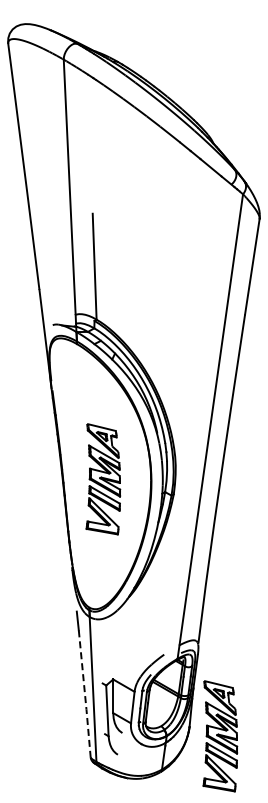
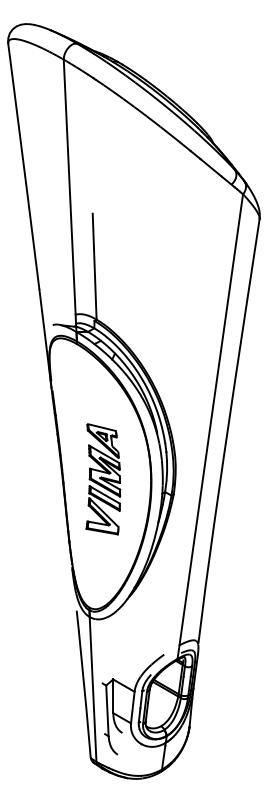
line: dashed -> solid (85, 694)
part: present -> none (220, 736)
